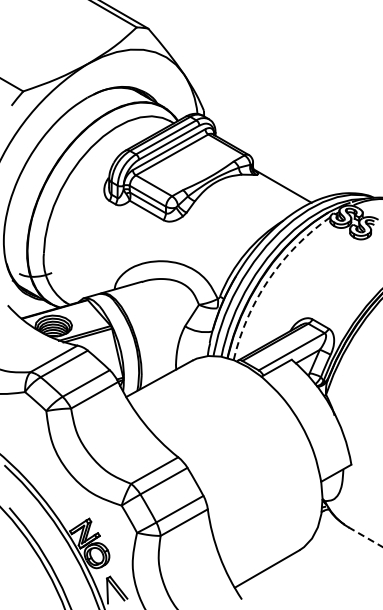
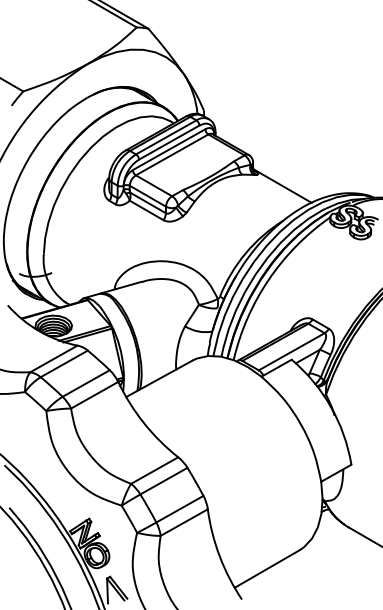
arc: dashed -> solid (268, 279)
line: dashed -> solid (365, 537)
